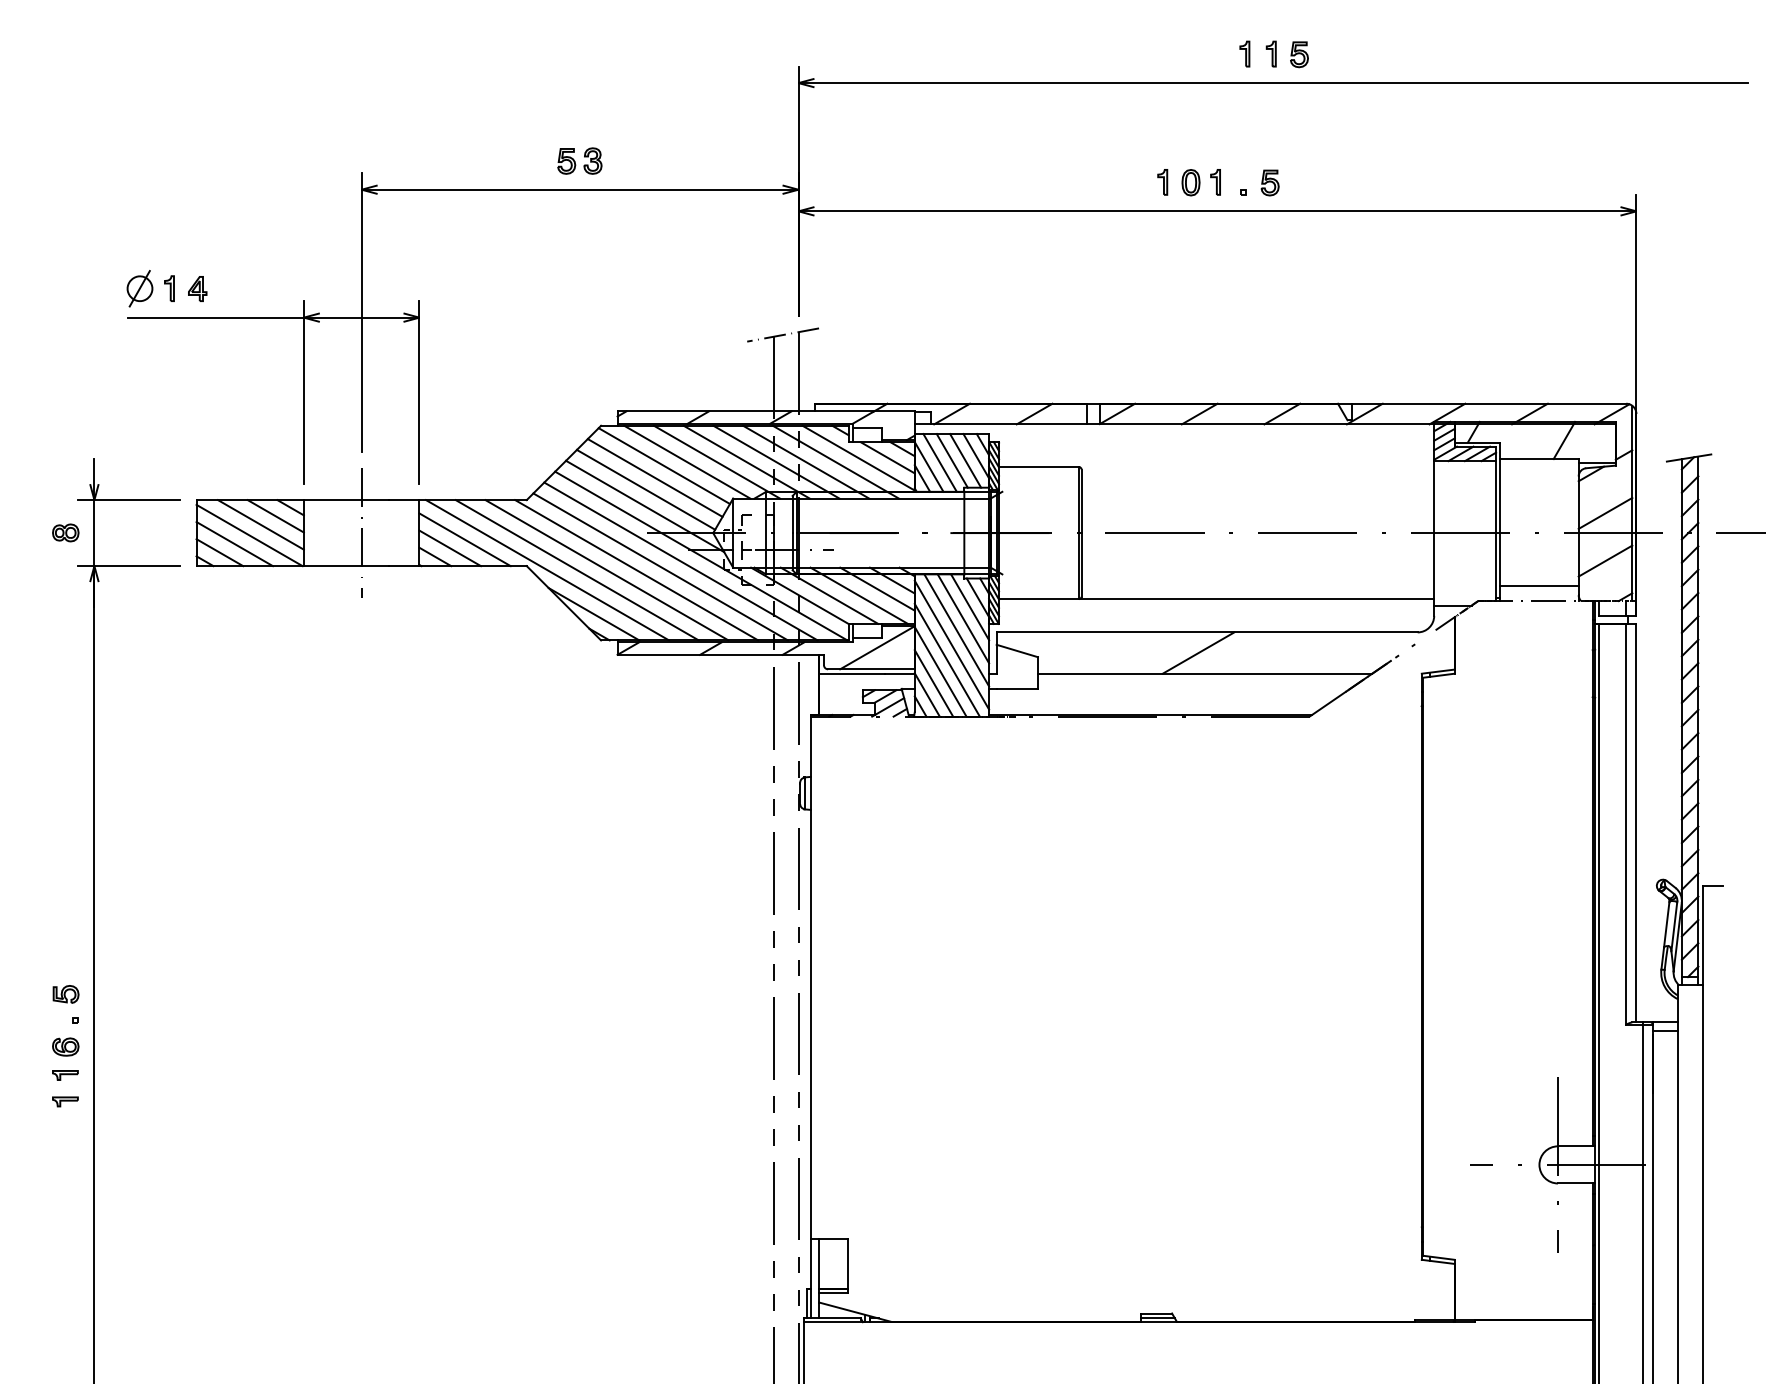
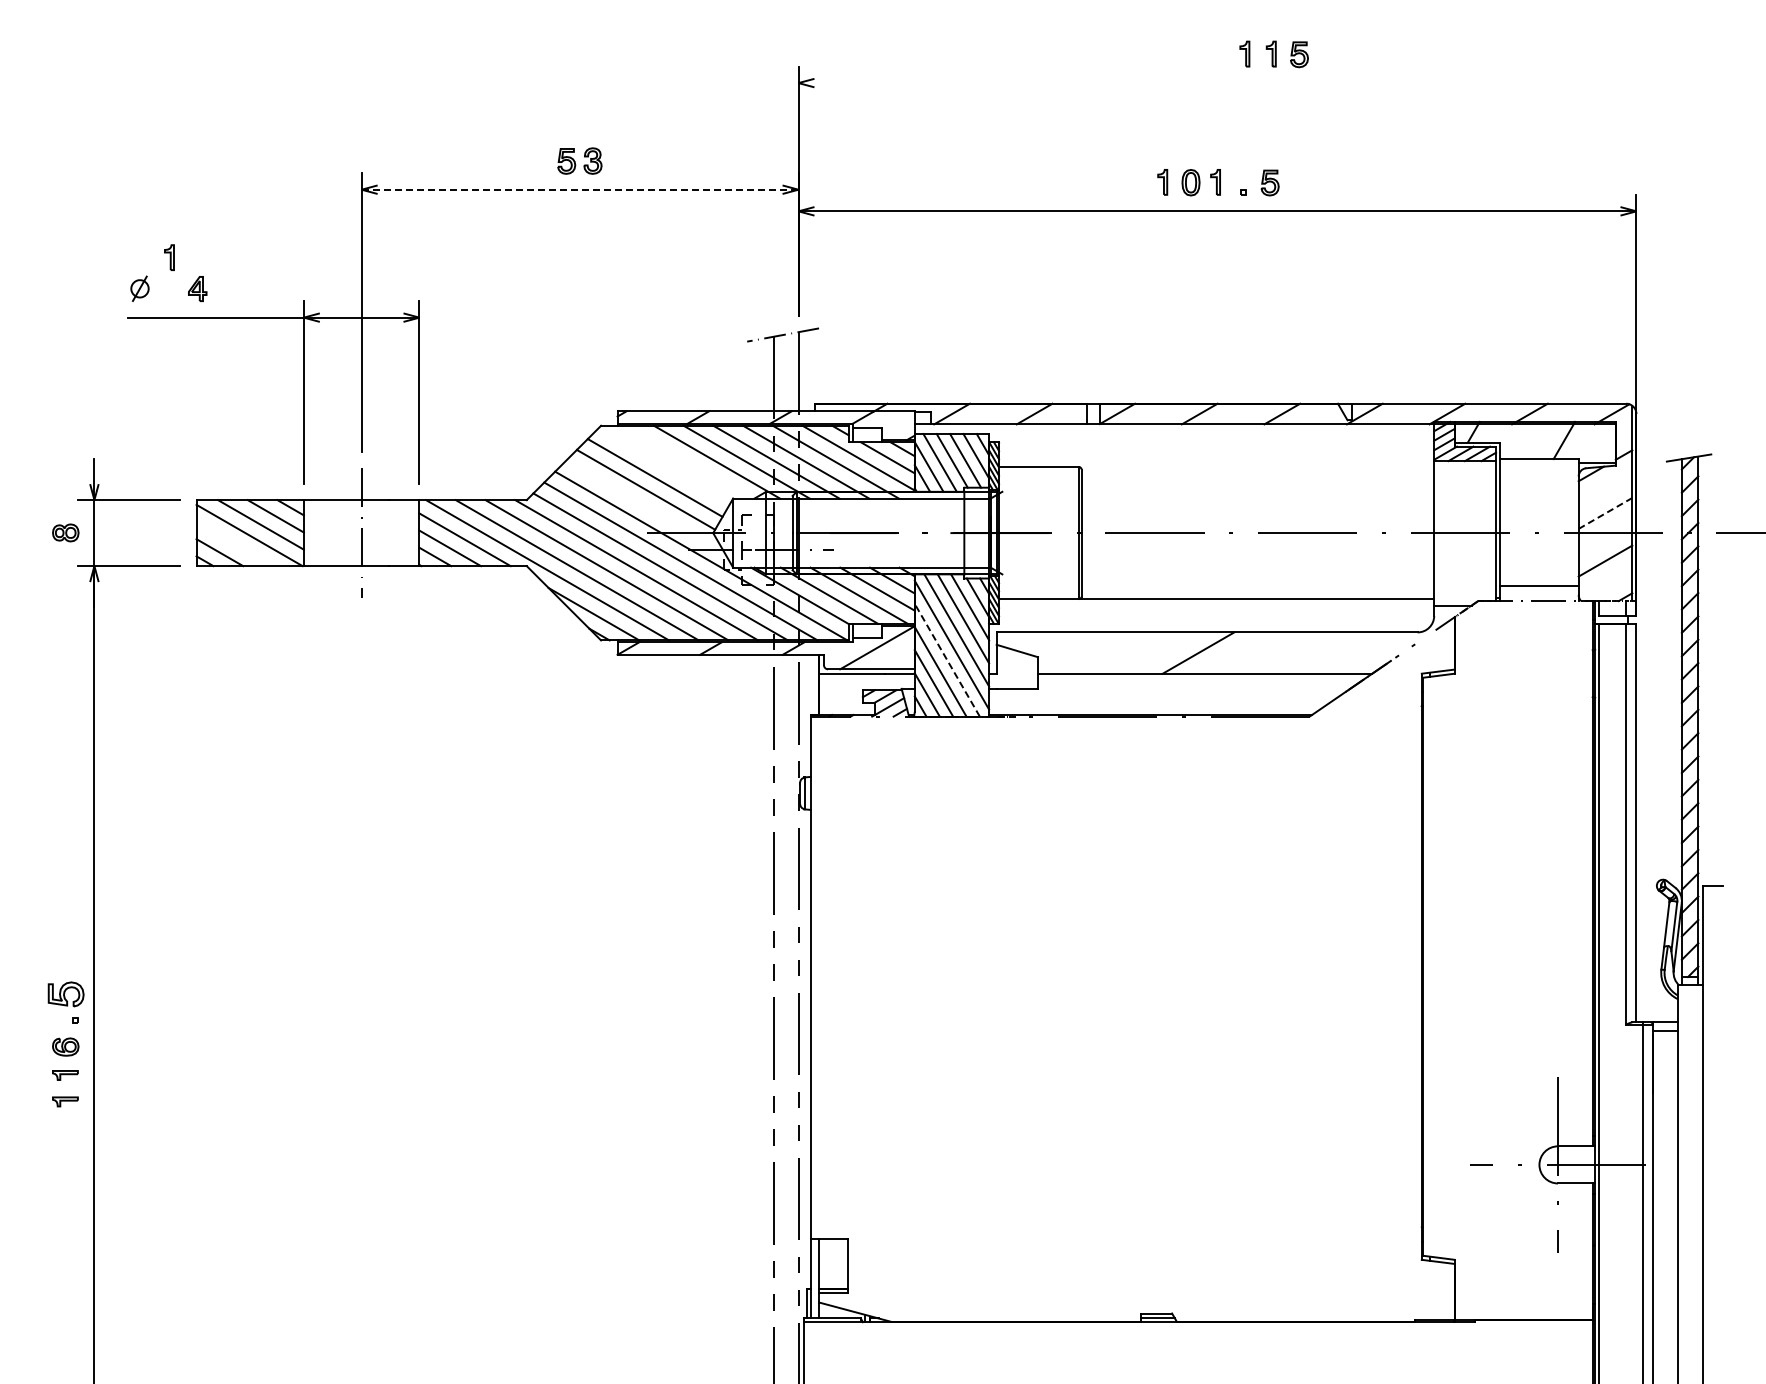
line: present -> none (1272, 83)
line: solid -> dashed (580, 189)
part size: 28x38 px -> 20x27 px (139, 288)
part position: (169, 288) -> (169, 257) (169, 257)
line: present -> none (687, 461)
line: present -> none (664, 466)
line: present -> none (645, 506)
line: solid -> dashed (1605, 513)
line: present -> none (234, 544)
line: solid -> dashed (947, 659)
part size: 28x19 px -> 38x27 px (65, 994)
